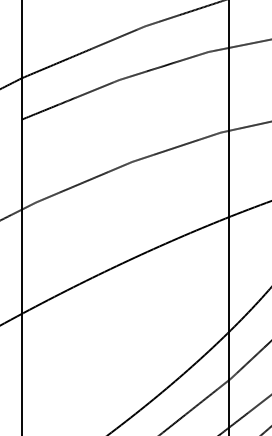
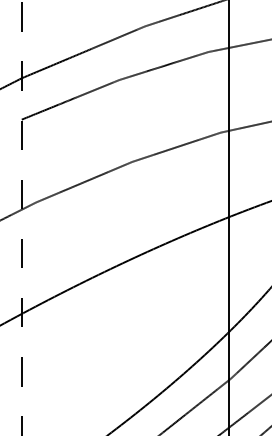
line: solid -> dashed (21, 218)
